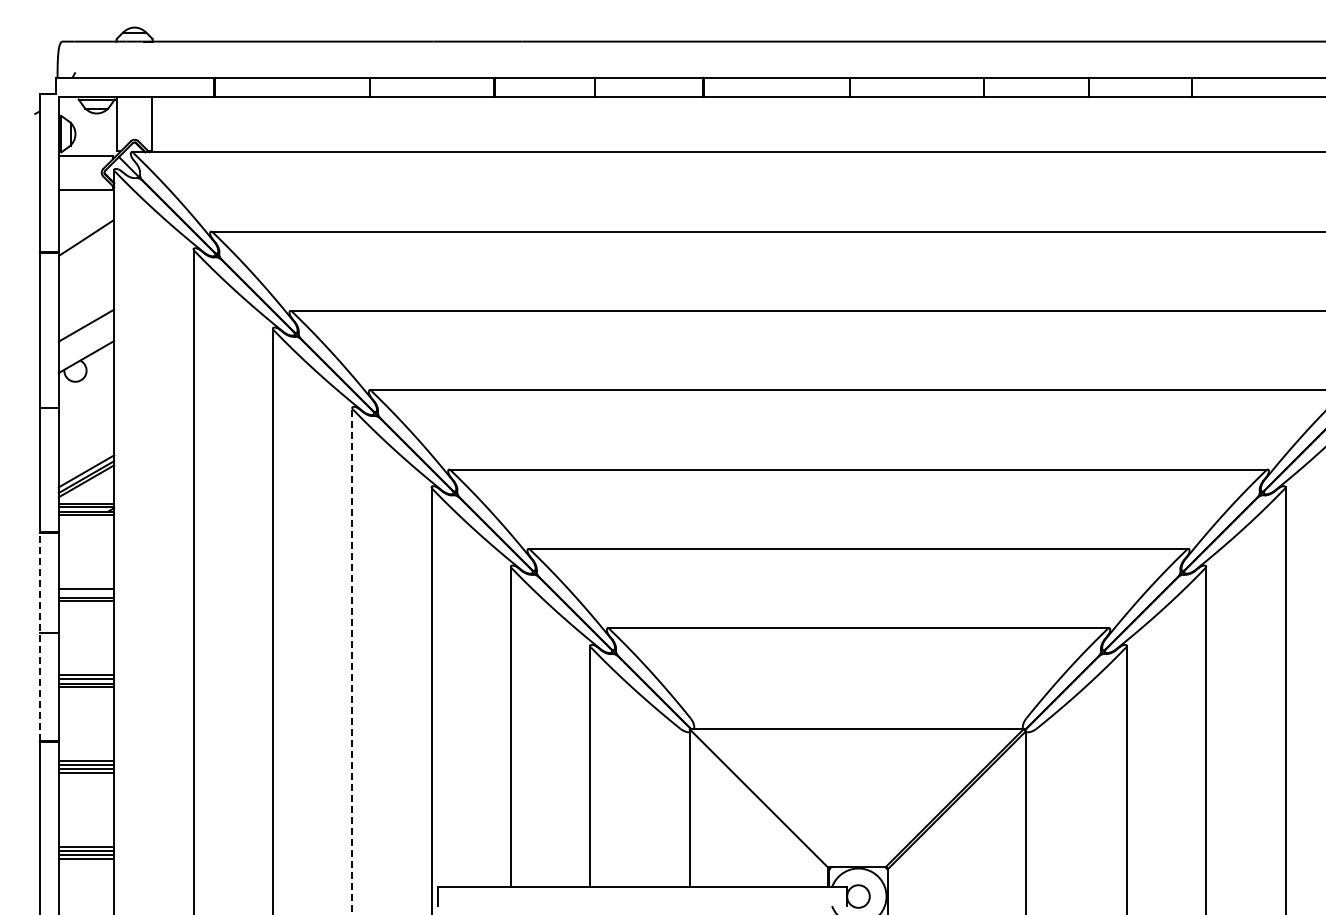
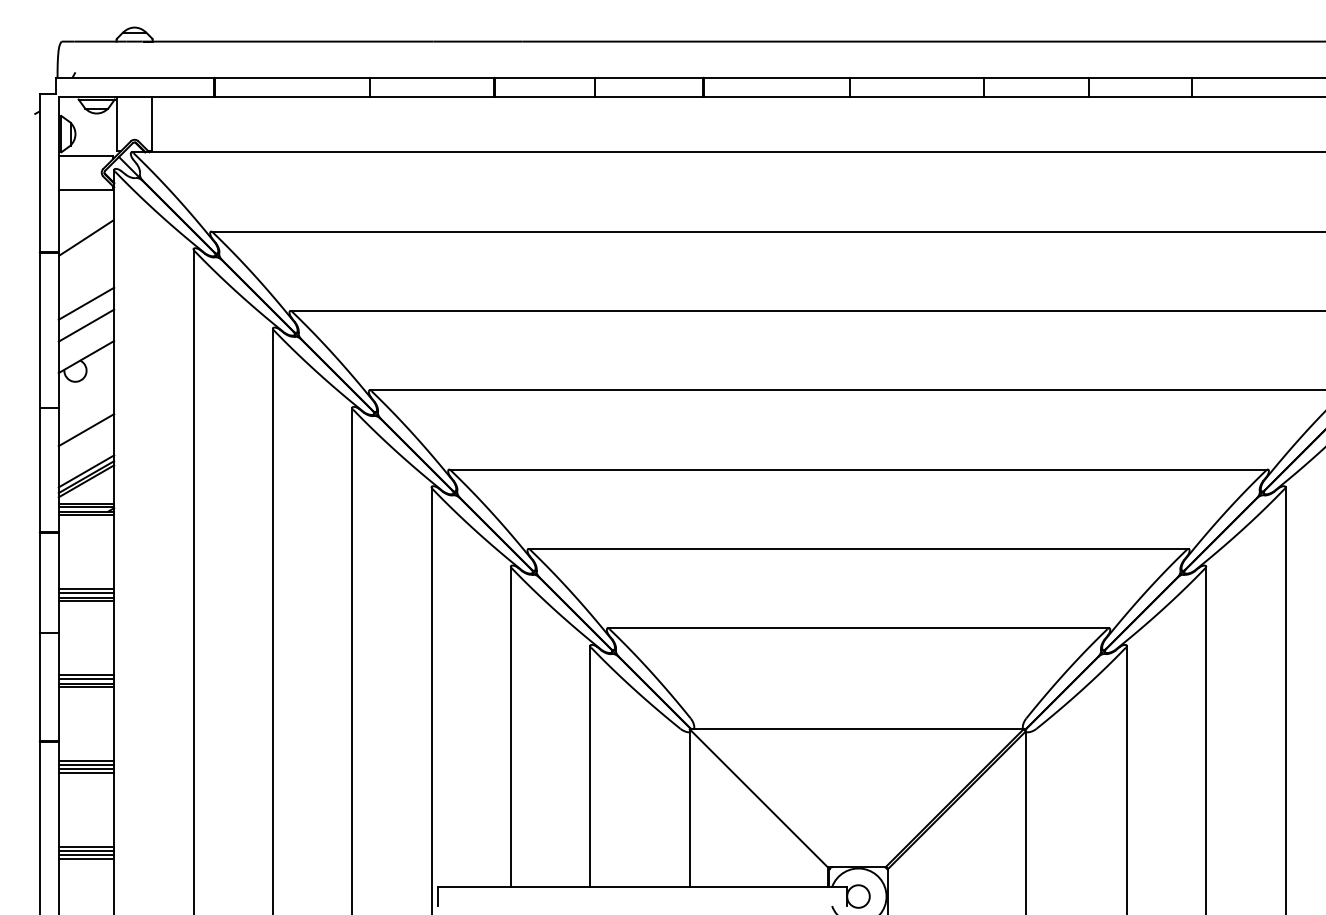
line: none -> present (86, 303)
line: none -> present (86, 430)
line: none -> present (86, 593)
line: dashed -> solid (39, 636)
line: dashed -> solid (352, 660)
